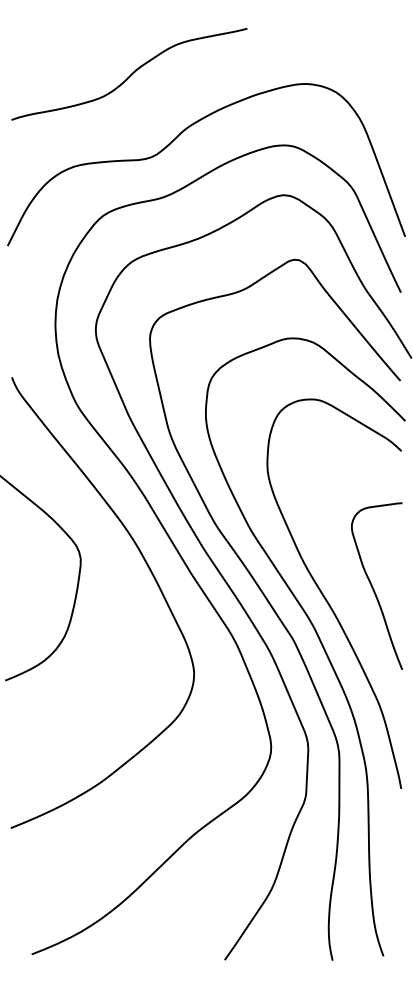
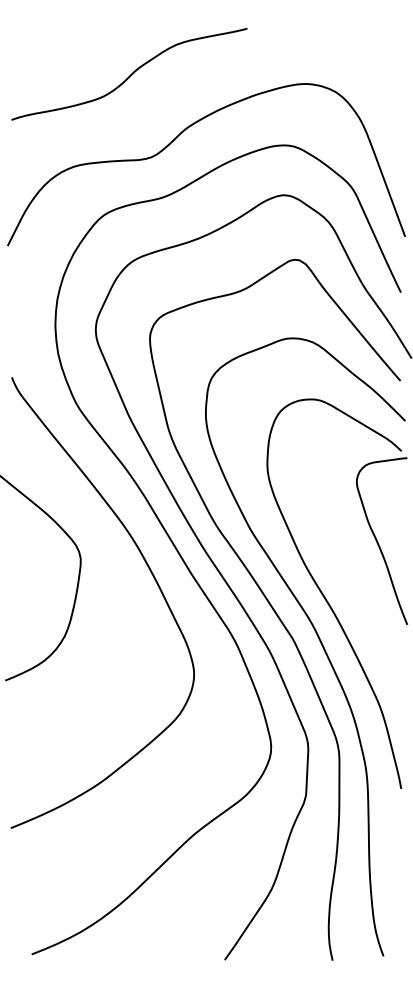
curve position: (373, 587) -> (378, 542) (378, 542)
